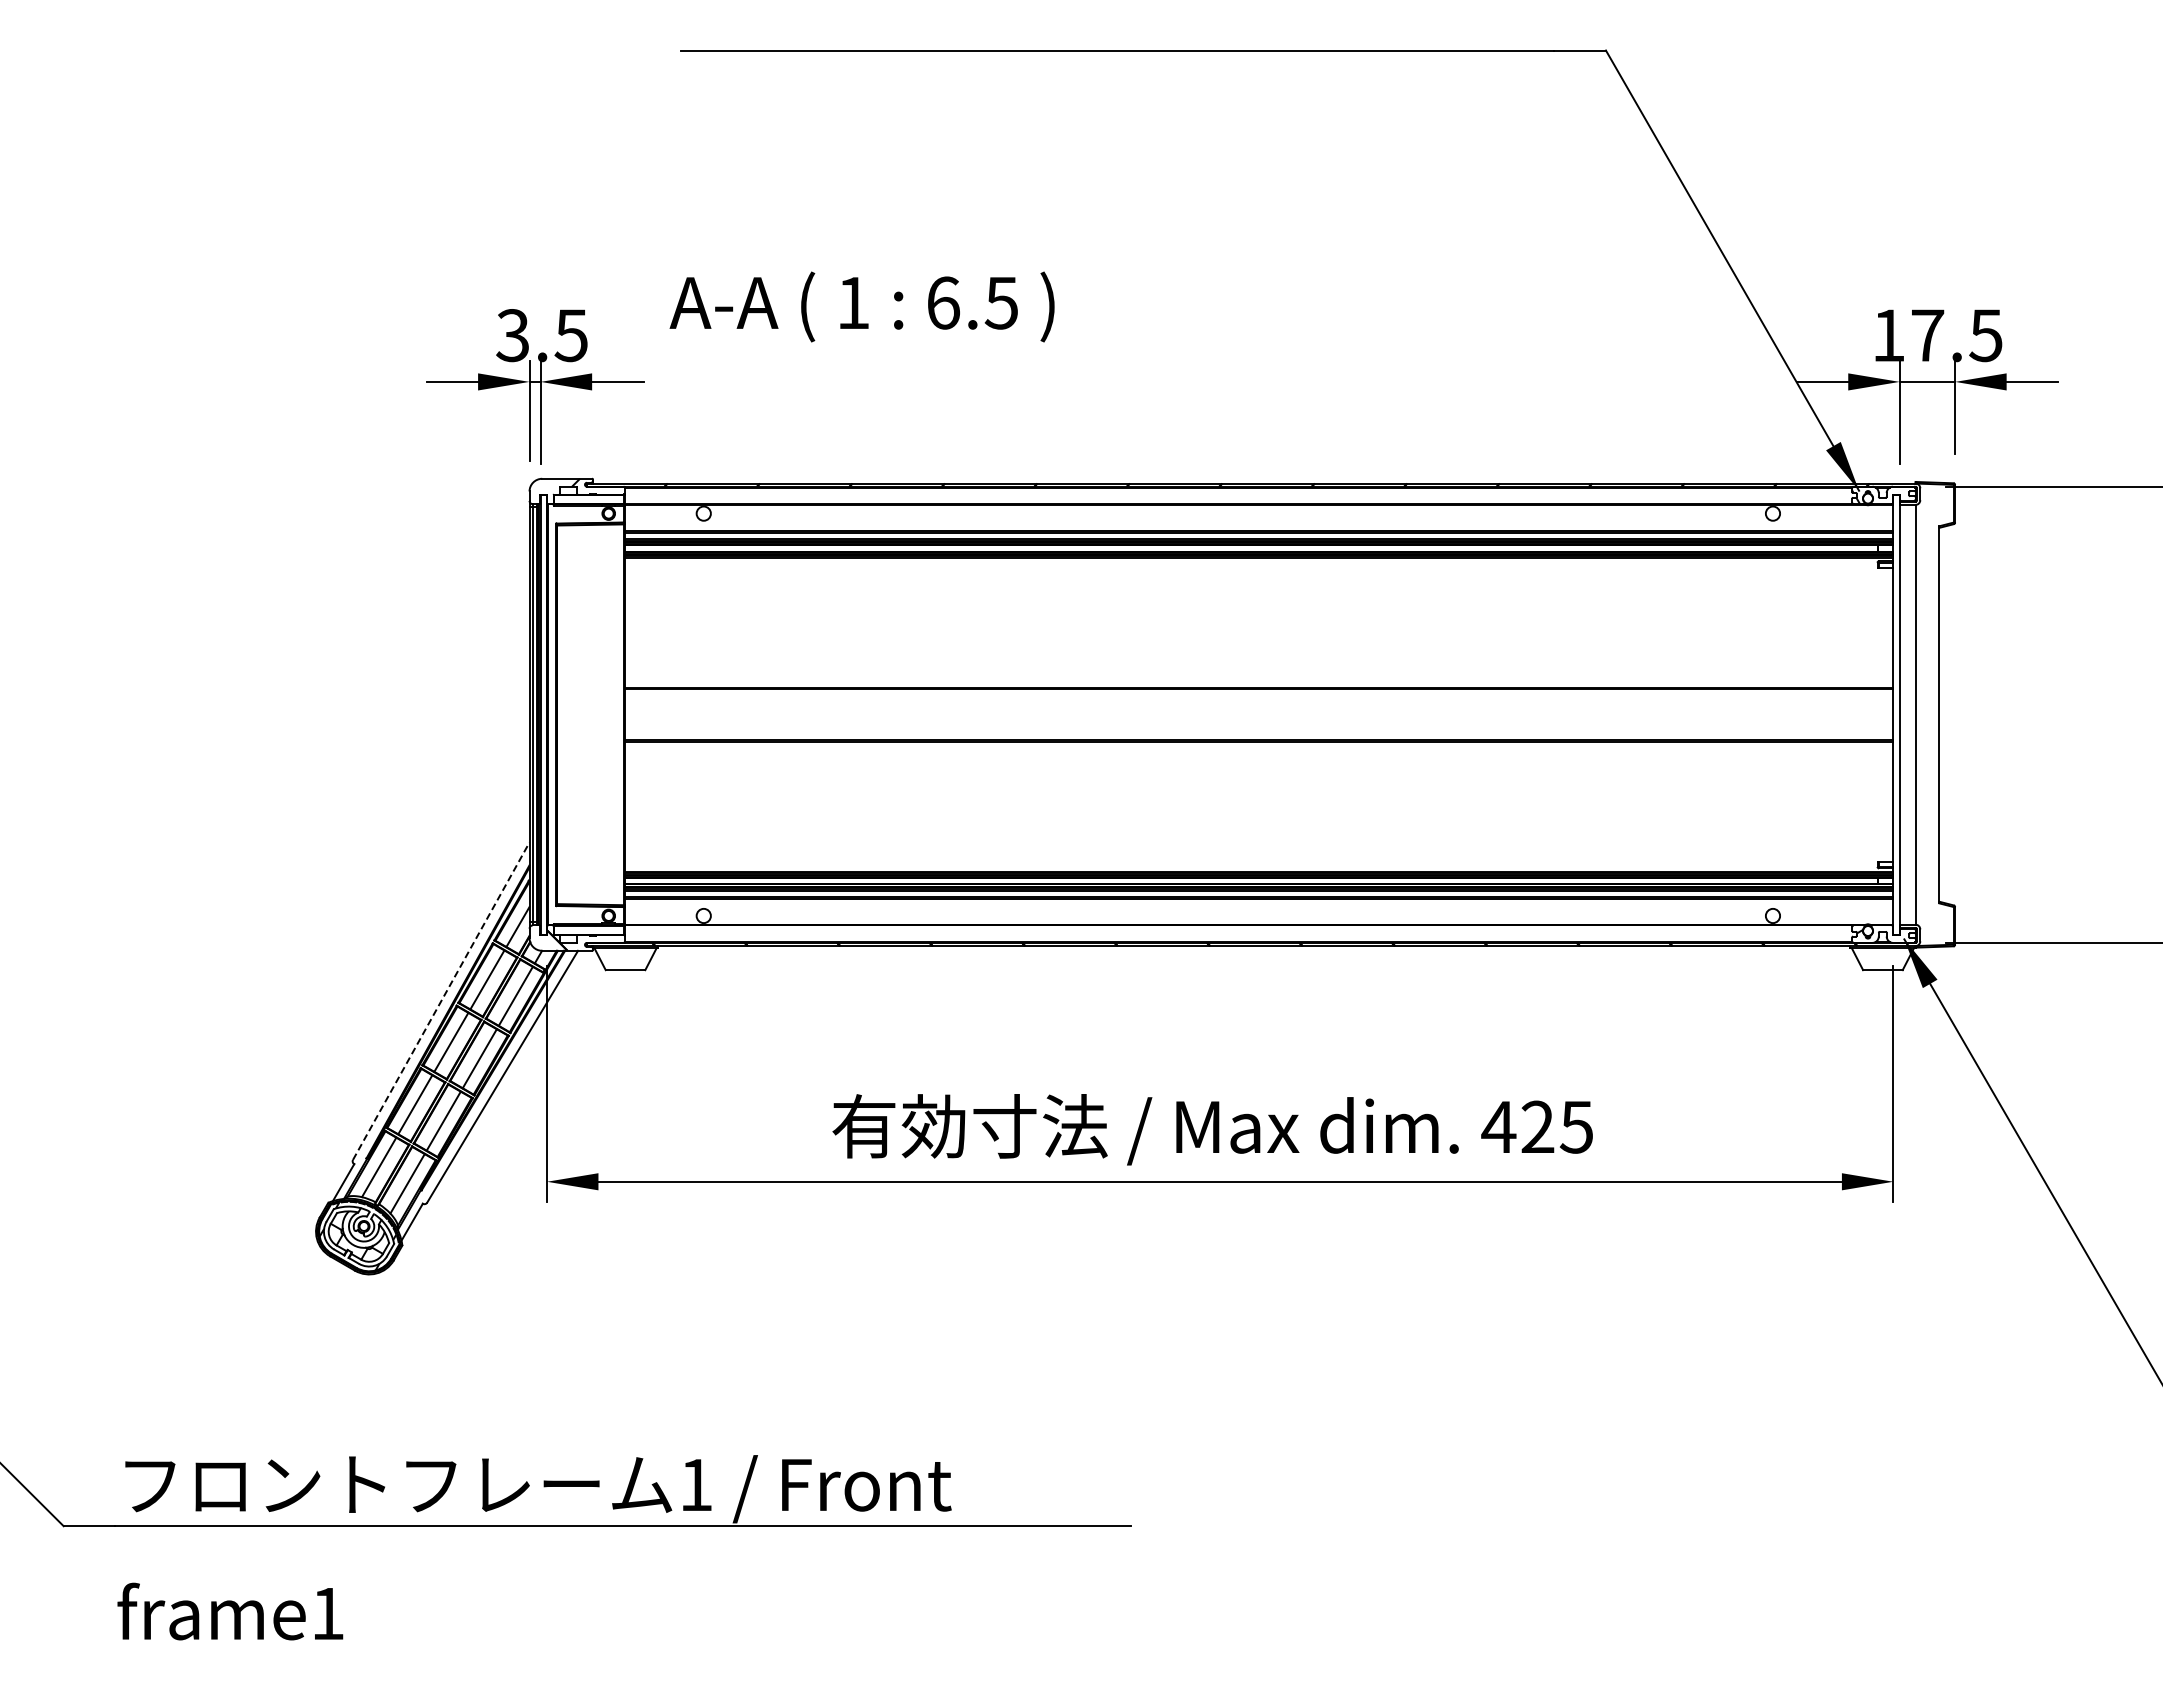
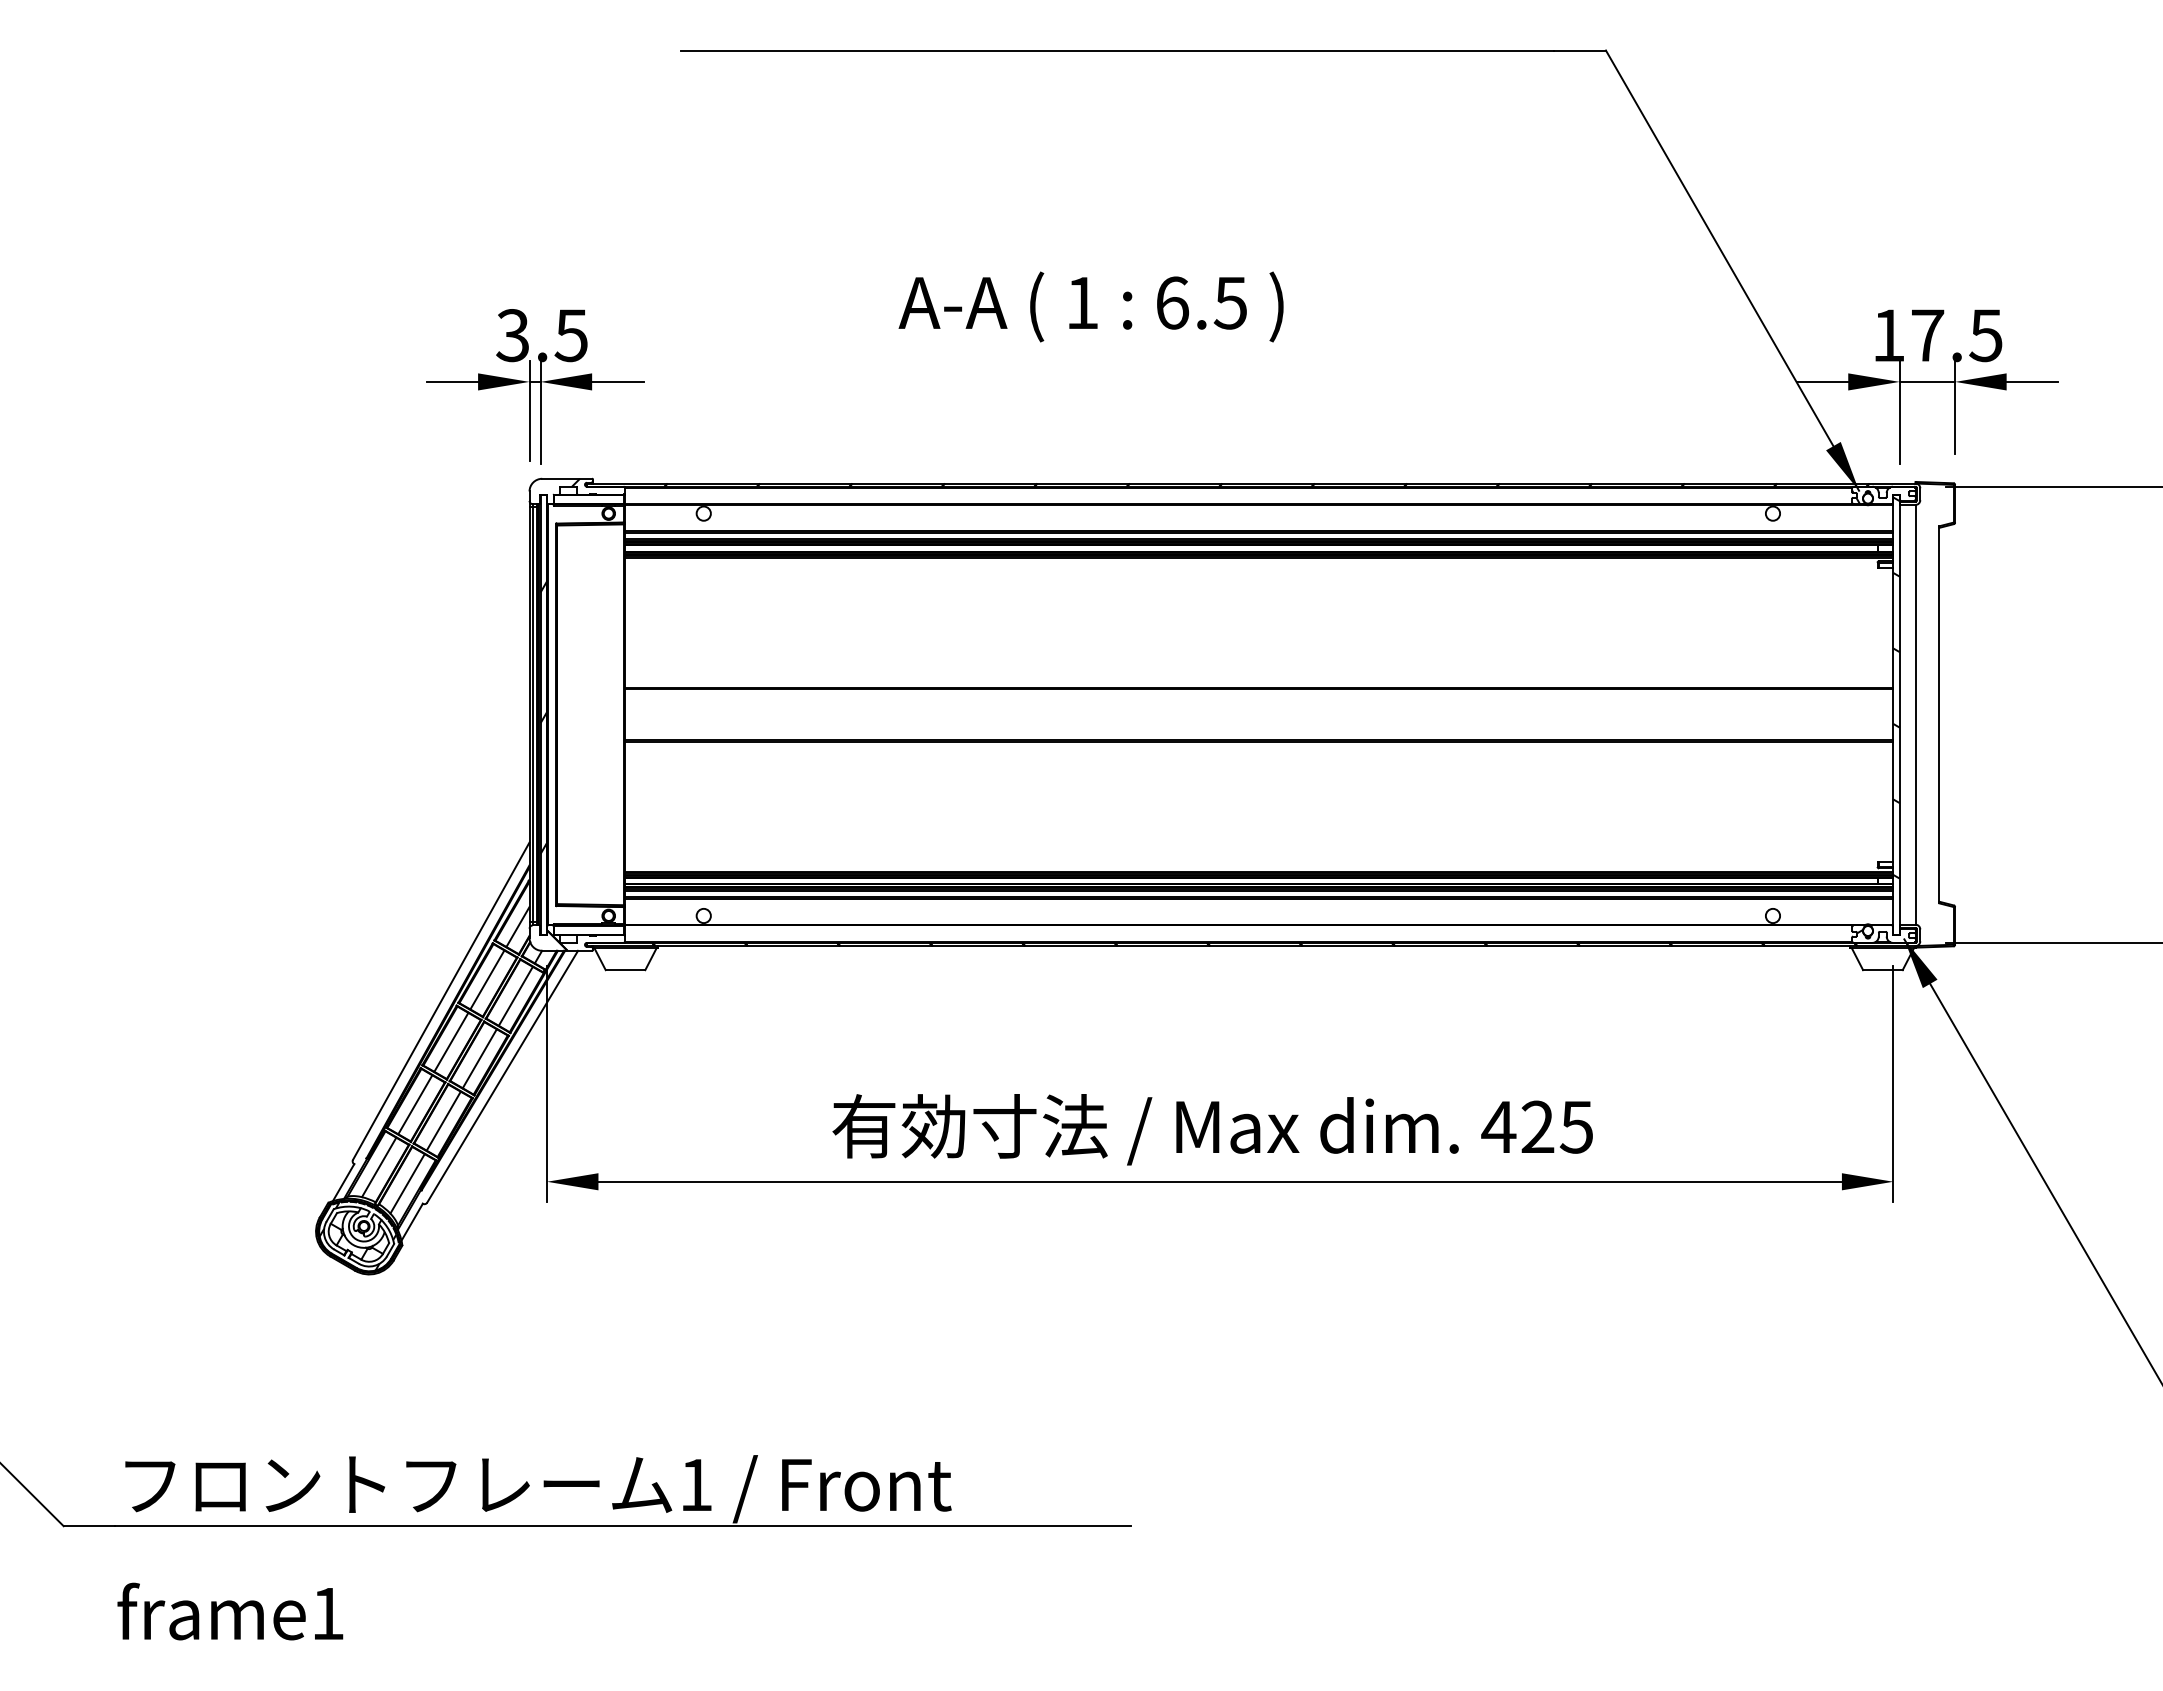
text position: (861, 306) -> (1090, 306) (1090, 306)
hatch: none -> present (1896, 687)
hatch: none -> present (543, 717)
line: dashed -> solid (441, 1001)
